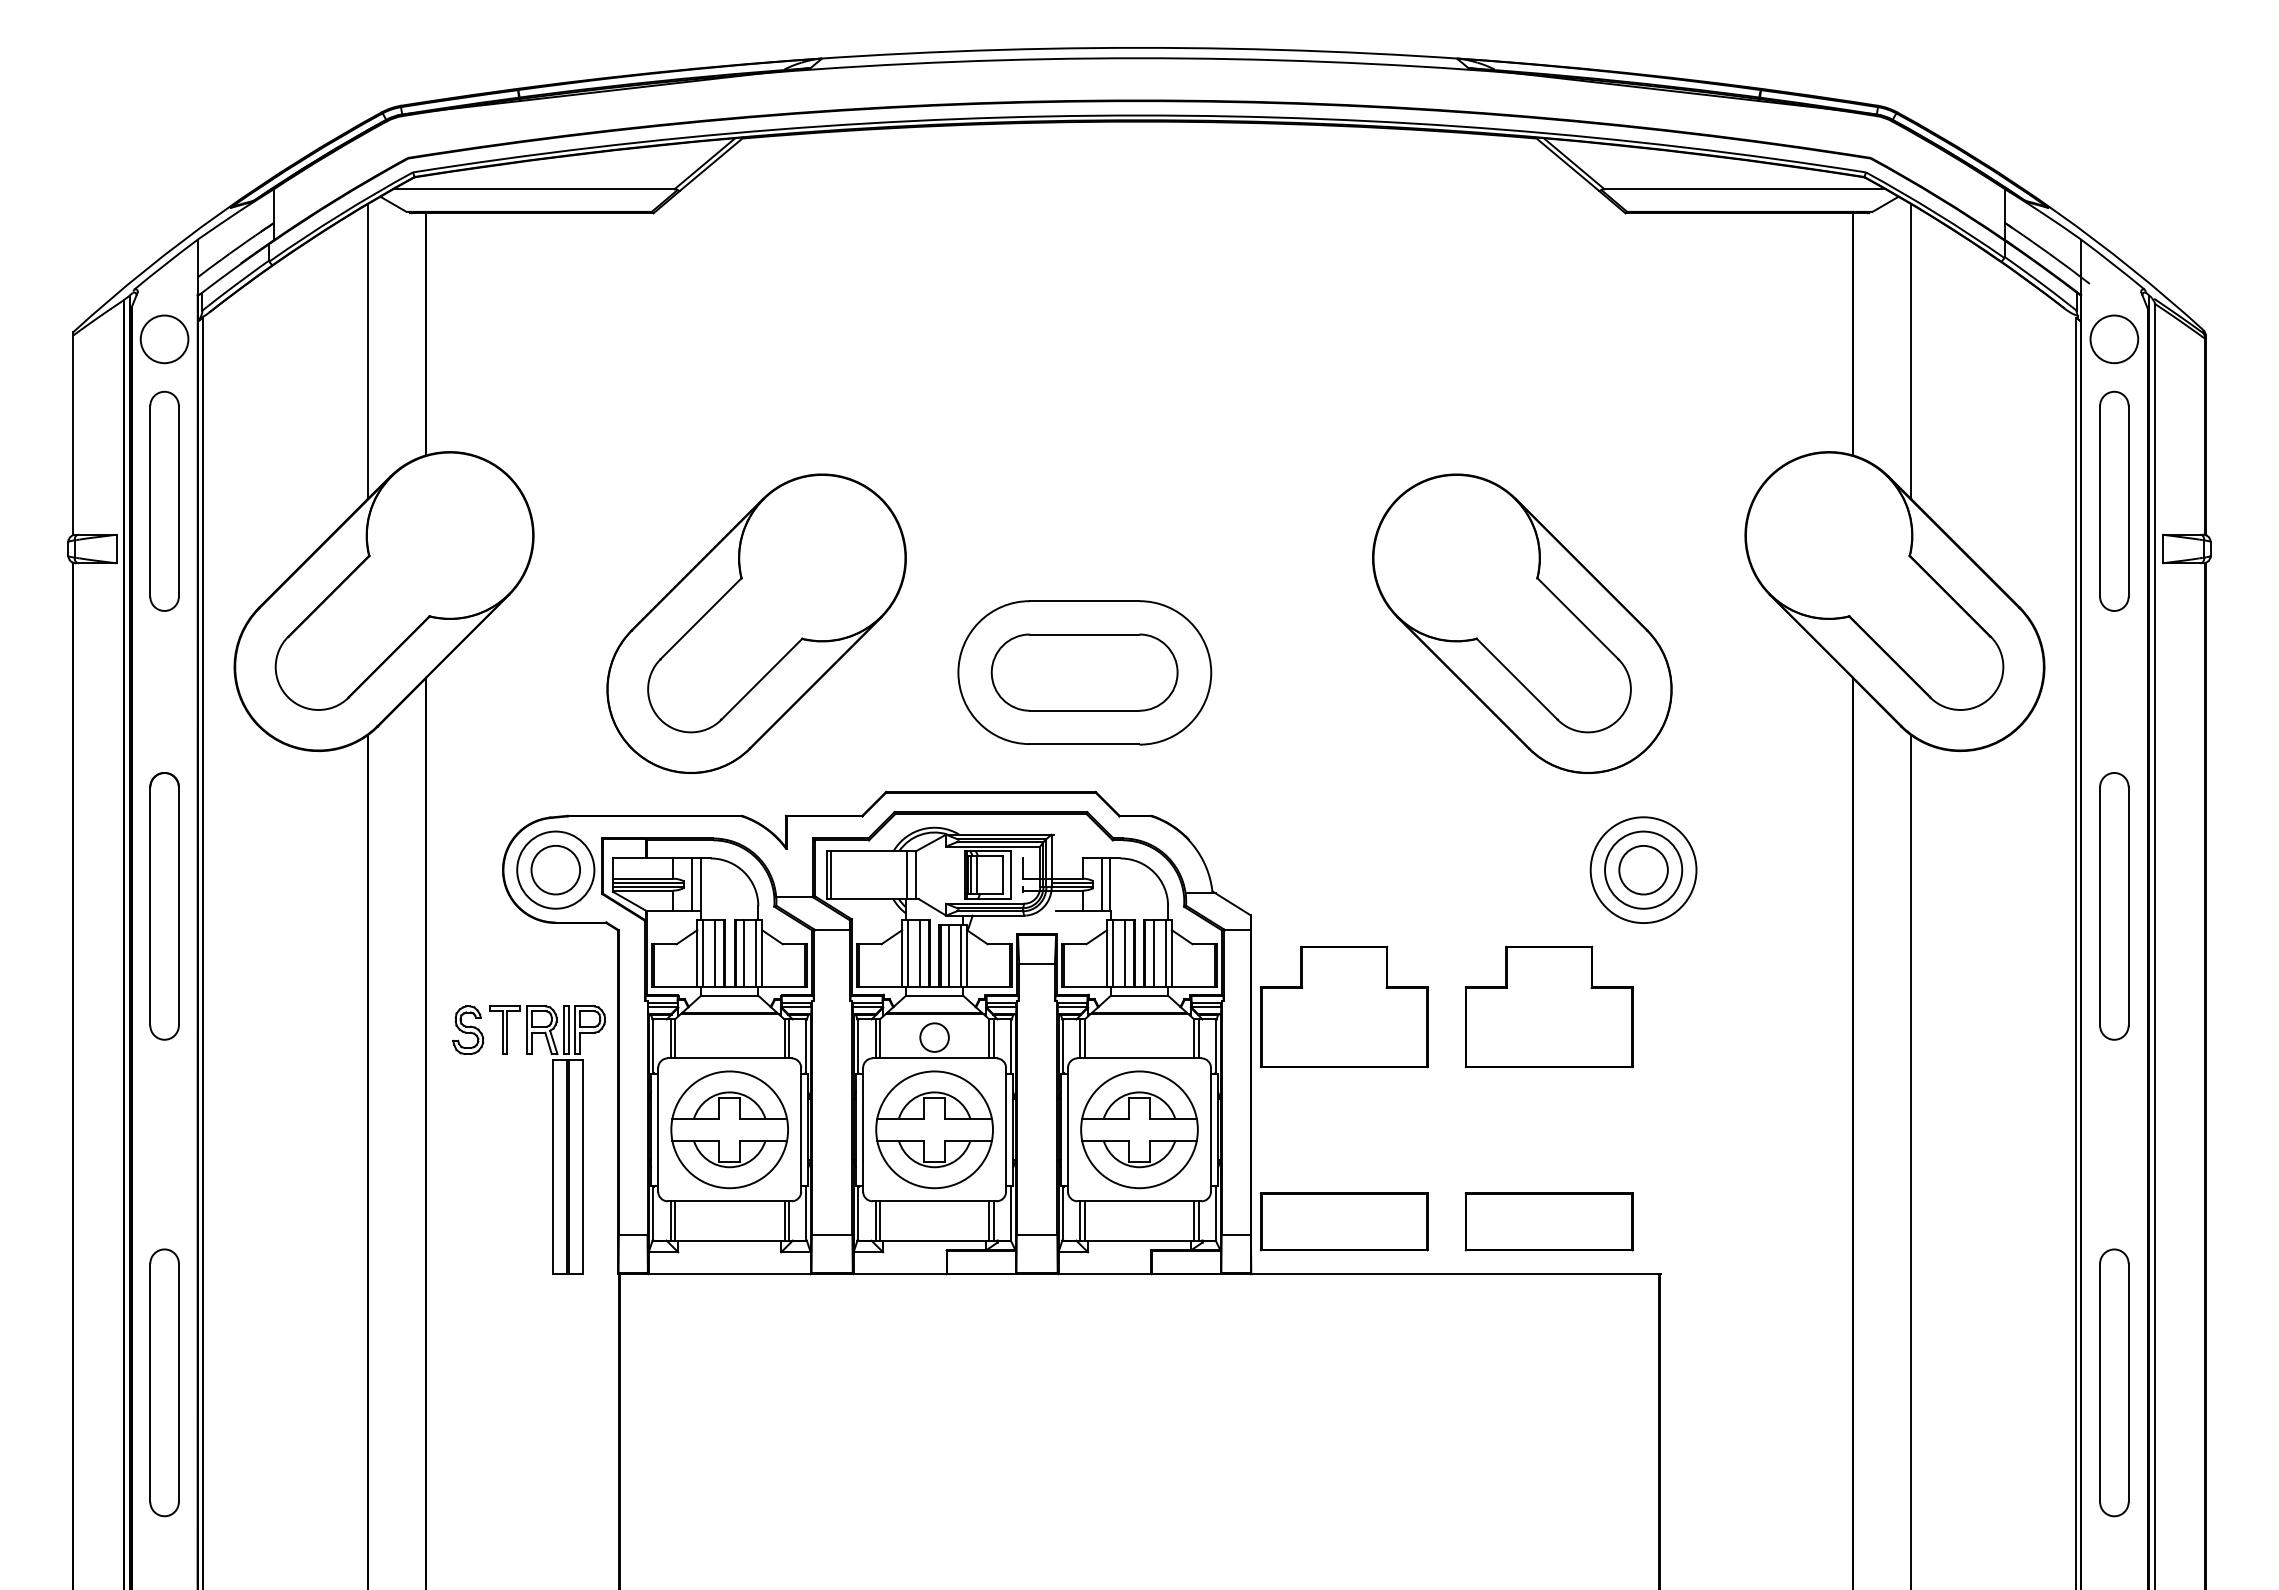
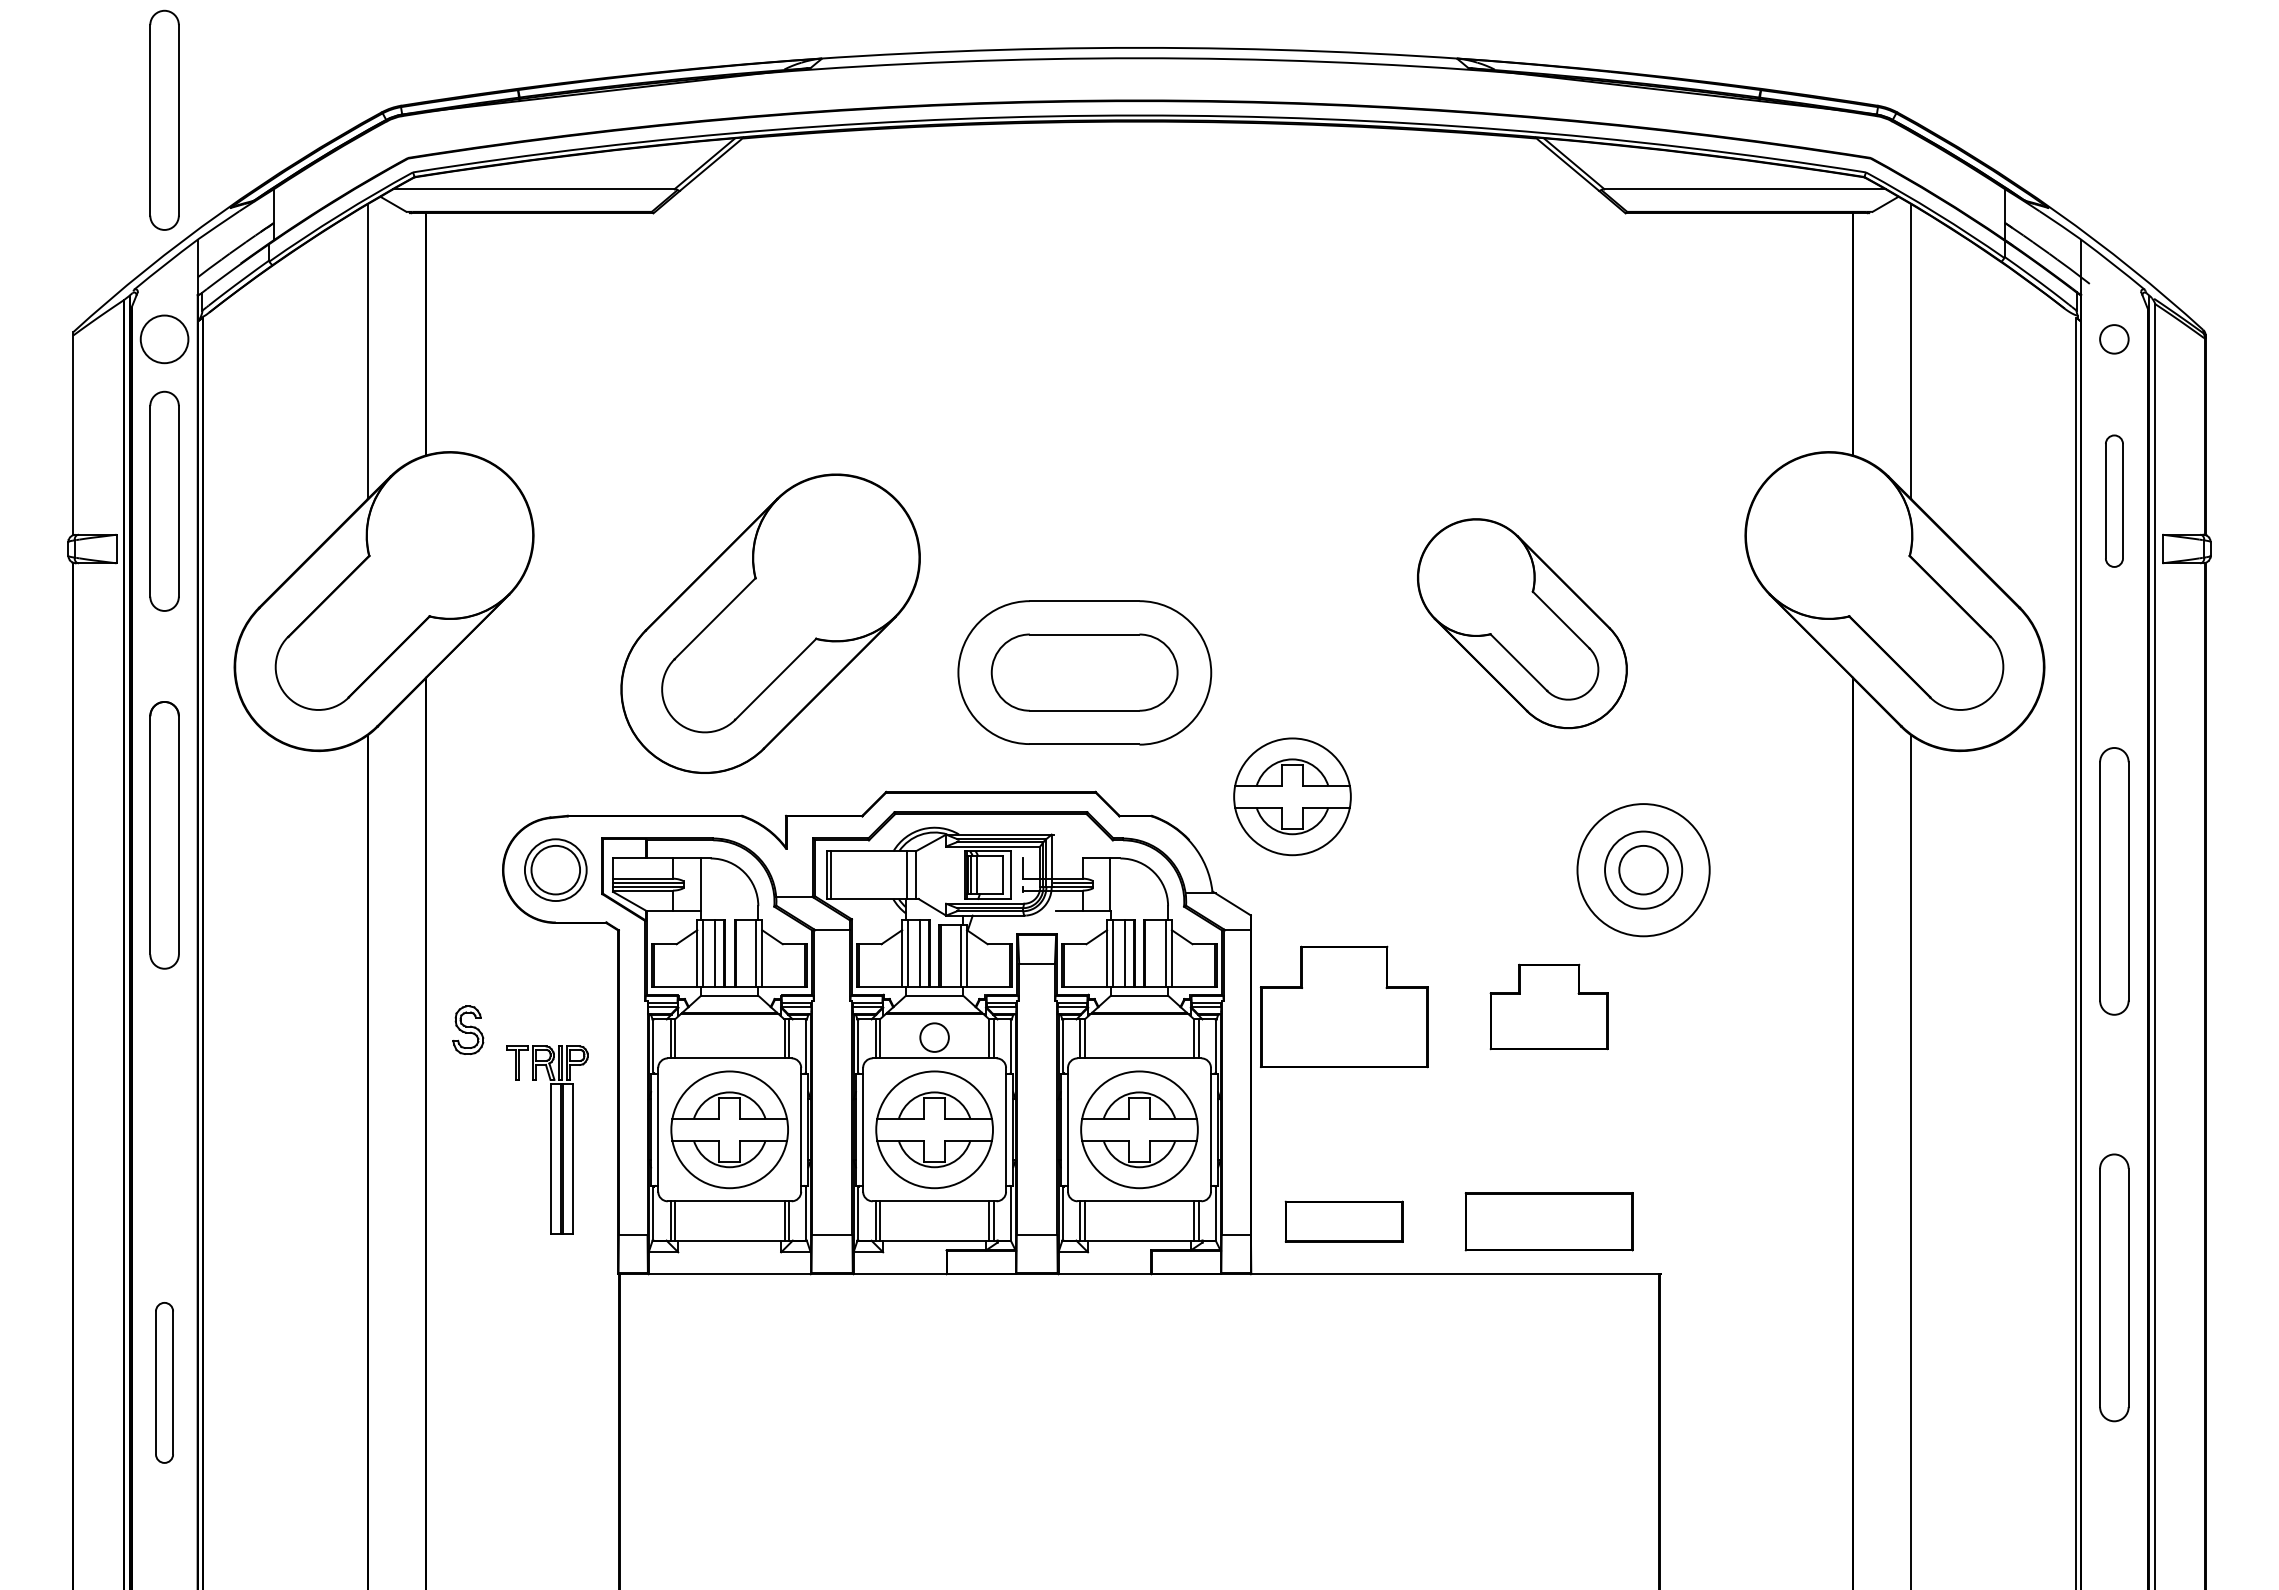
part: none -> present (164, 119)
circle diameter: 48 px -> 29 px (2114, 339)
part size: 31x222 px -> 19x134 px (2114, 500)
part position: (756, 623) -> (770, 623) (770, 623)
part size: 301x301 px -> 211x212 px (1522, 623)
part: none -> present (1292, 796)
circle diameter: 77 px -> 62 px (555, 870)
circle diameter: 106 px -> 132 px (1643, 870)
line: present -> none (692, 884)
line: present -> none (1101, 884)
part position: (164, 906) -> (164, 835) (164, 835)
part position: (2114, 906) -> (2114, 881) (2114, 881)
line: present -> none (744, 953)
line: present -> none (1154, 953)
line: present -> none (949, 956)
part size: 170x124 px -> 120x88 px (1548, 1006)
part size: 117x270 px -> 83x190 px (547, 1139)
part size: 170x60 px -> 120x43 px (1343, 1221)
part size: 31x270 px -> 19x162 px (164, 1382)
part position: (2114, 1382) -> (2114, 1287) (2114, 1287)
